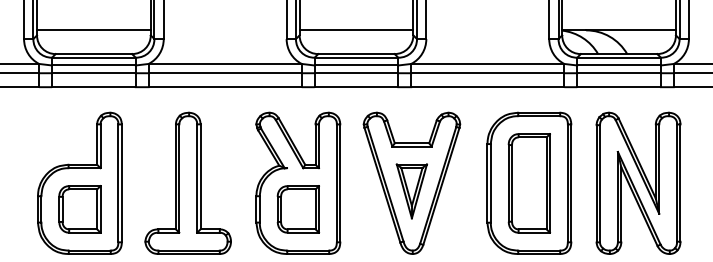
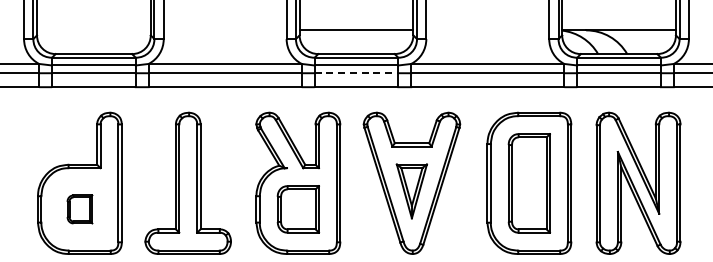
line: present -> none (93, 30)
line: solid -> dashed (356, 73)
part size: 44x49 px -> 28x31 px (79, 209)
